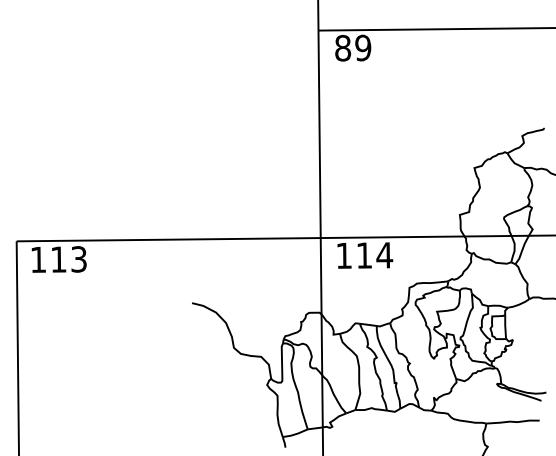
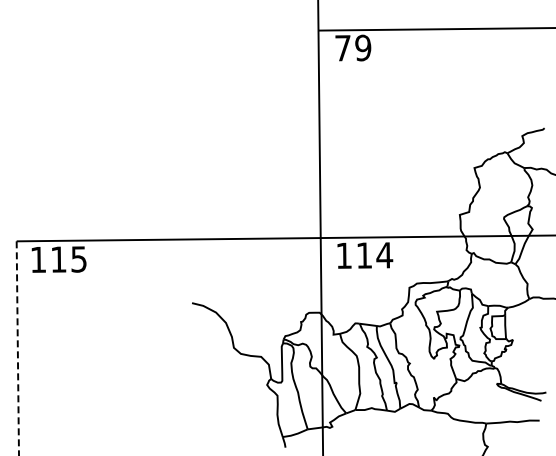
text: 89 -> 79 (343, 48)
text: 113 -> 115 (79, 258)
line: solid -> dashed (17, 348)
